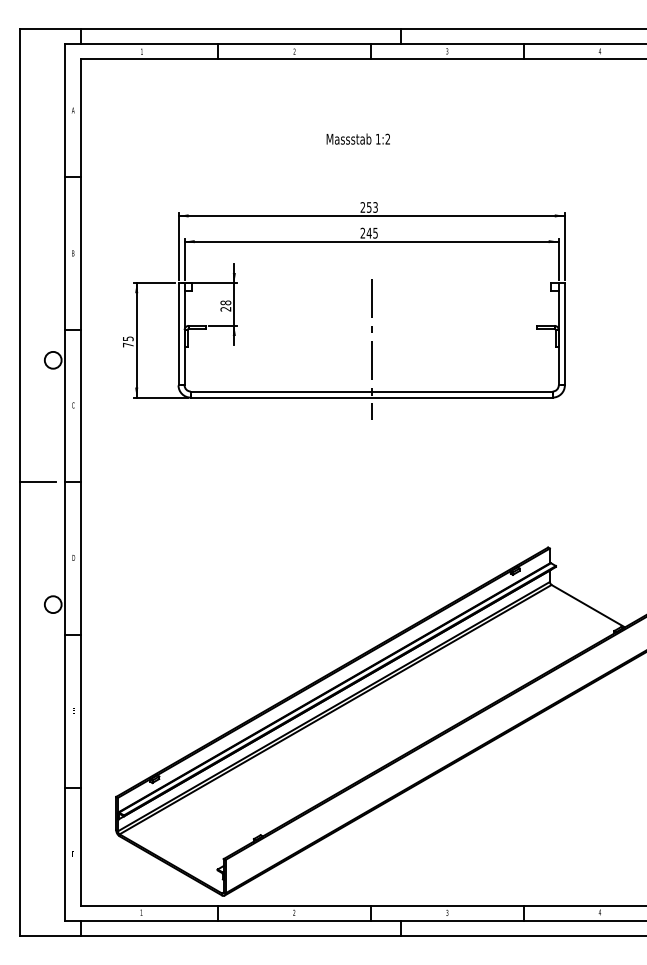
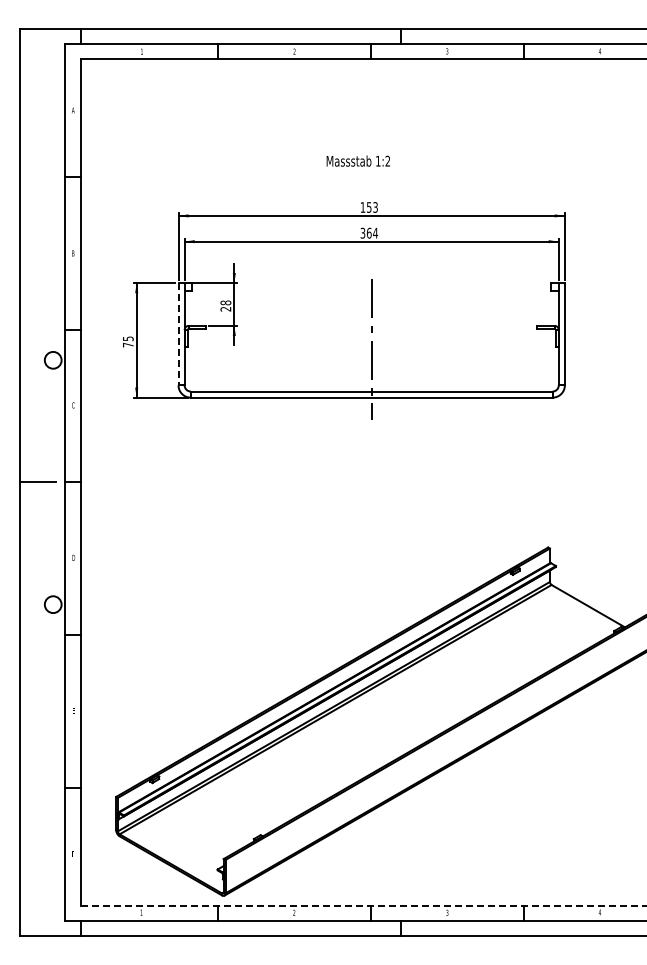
text position: (357, 138) -> (357, 160) (357, 160)
text: 253 -> 153 (362, 207)
text: 245 -> 364 (369, 232)
line: solid -> dashed (178, 334)
line: solid -> dashed (363, 905)
